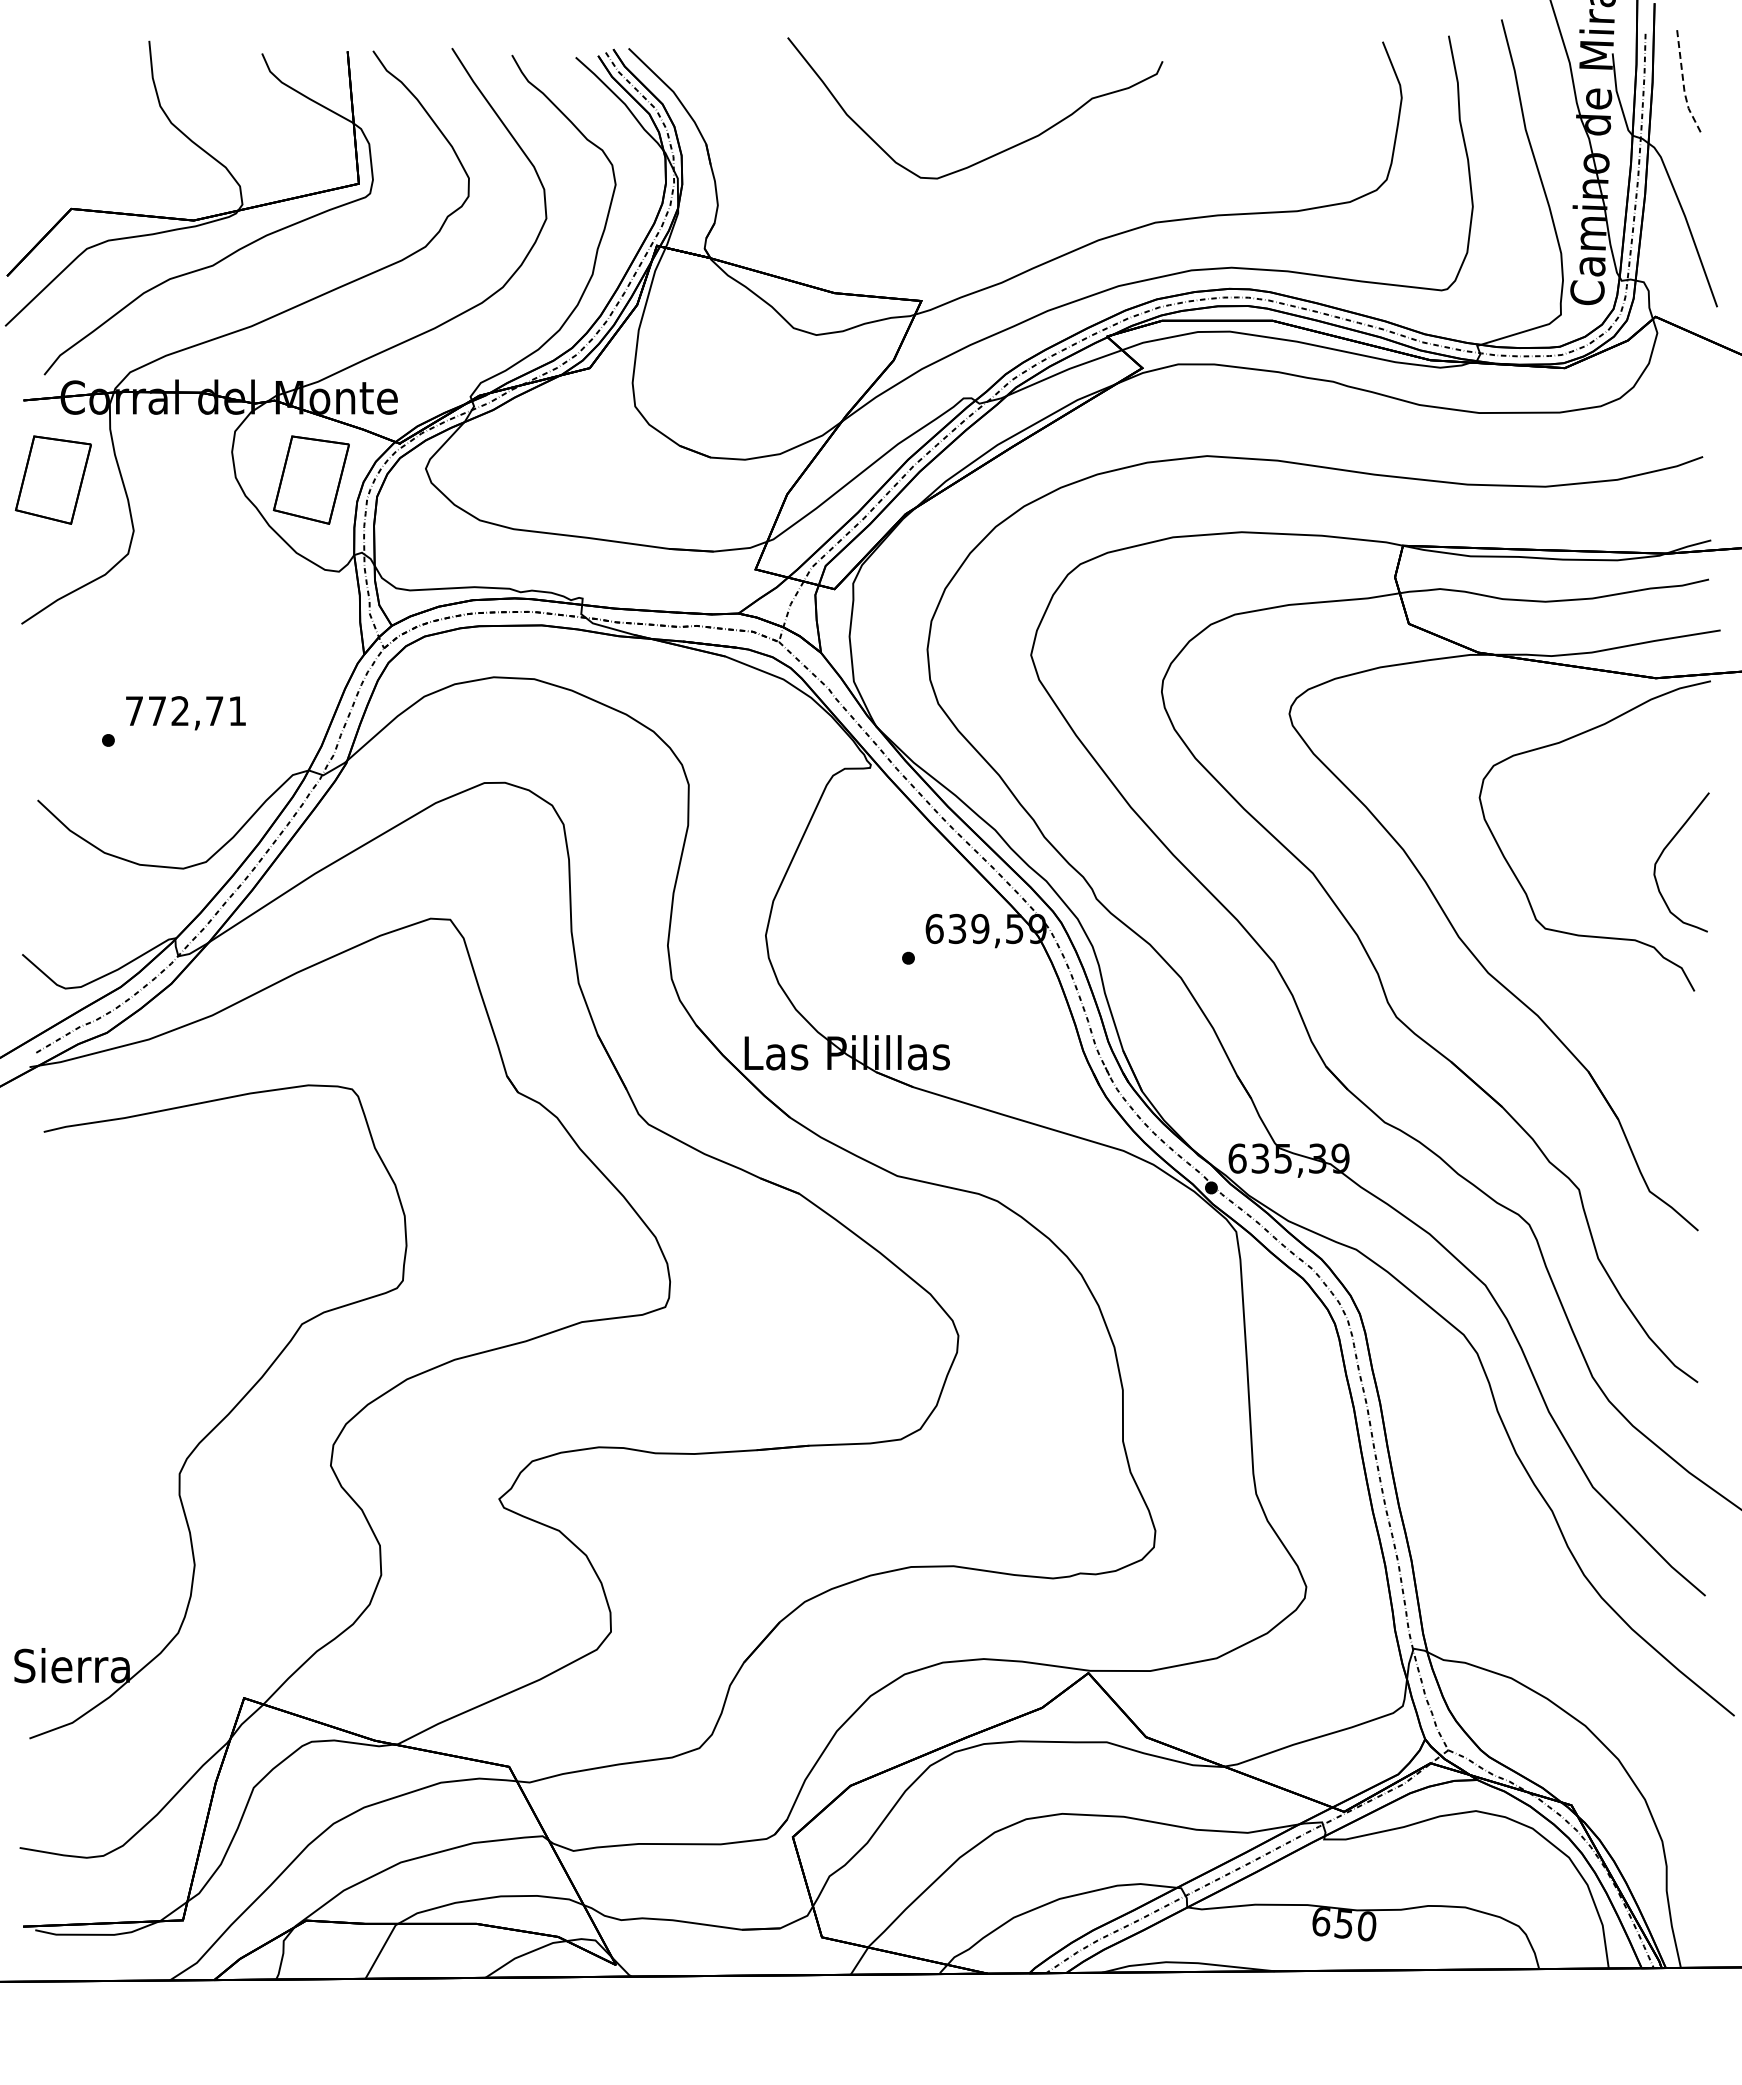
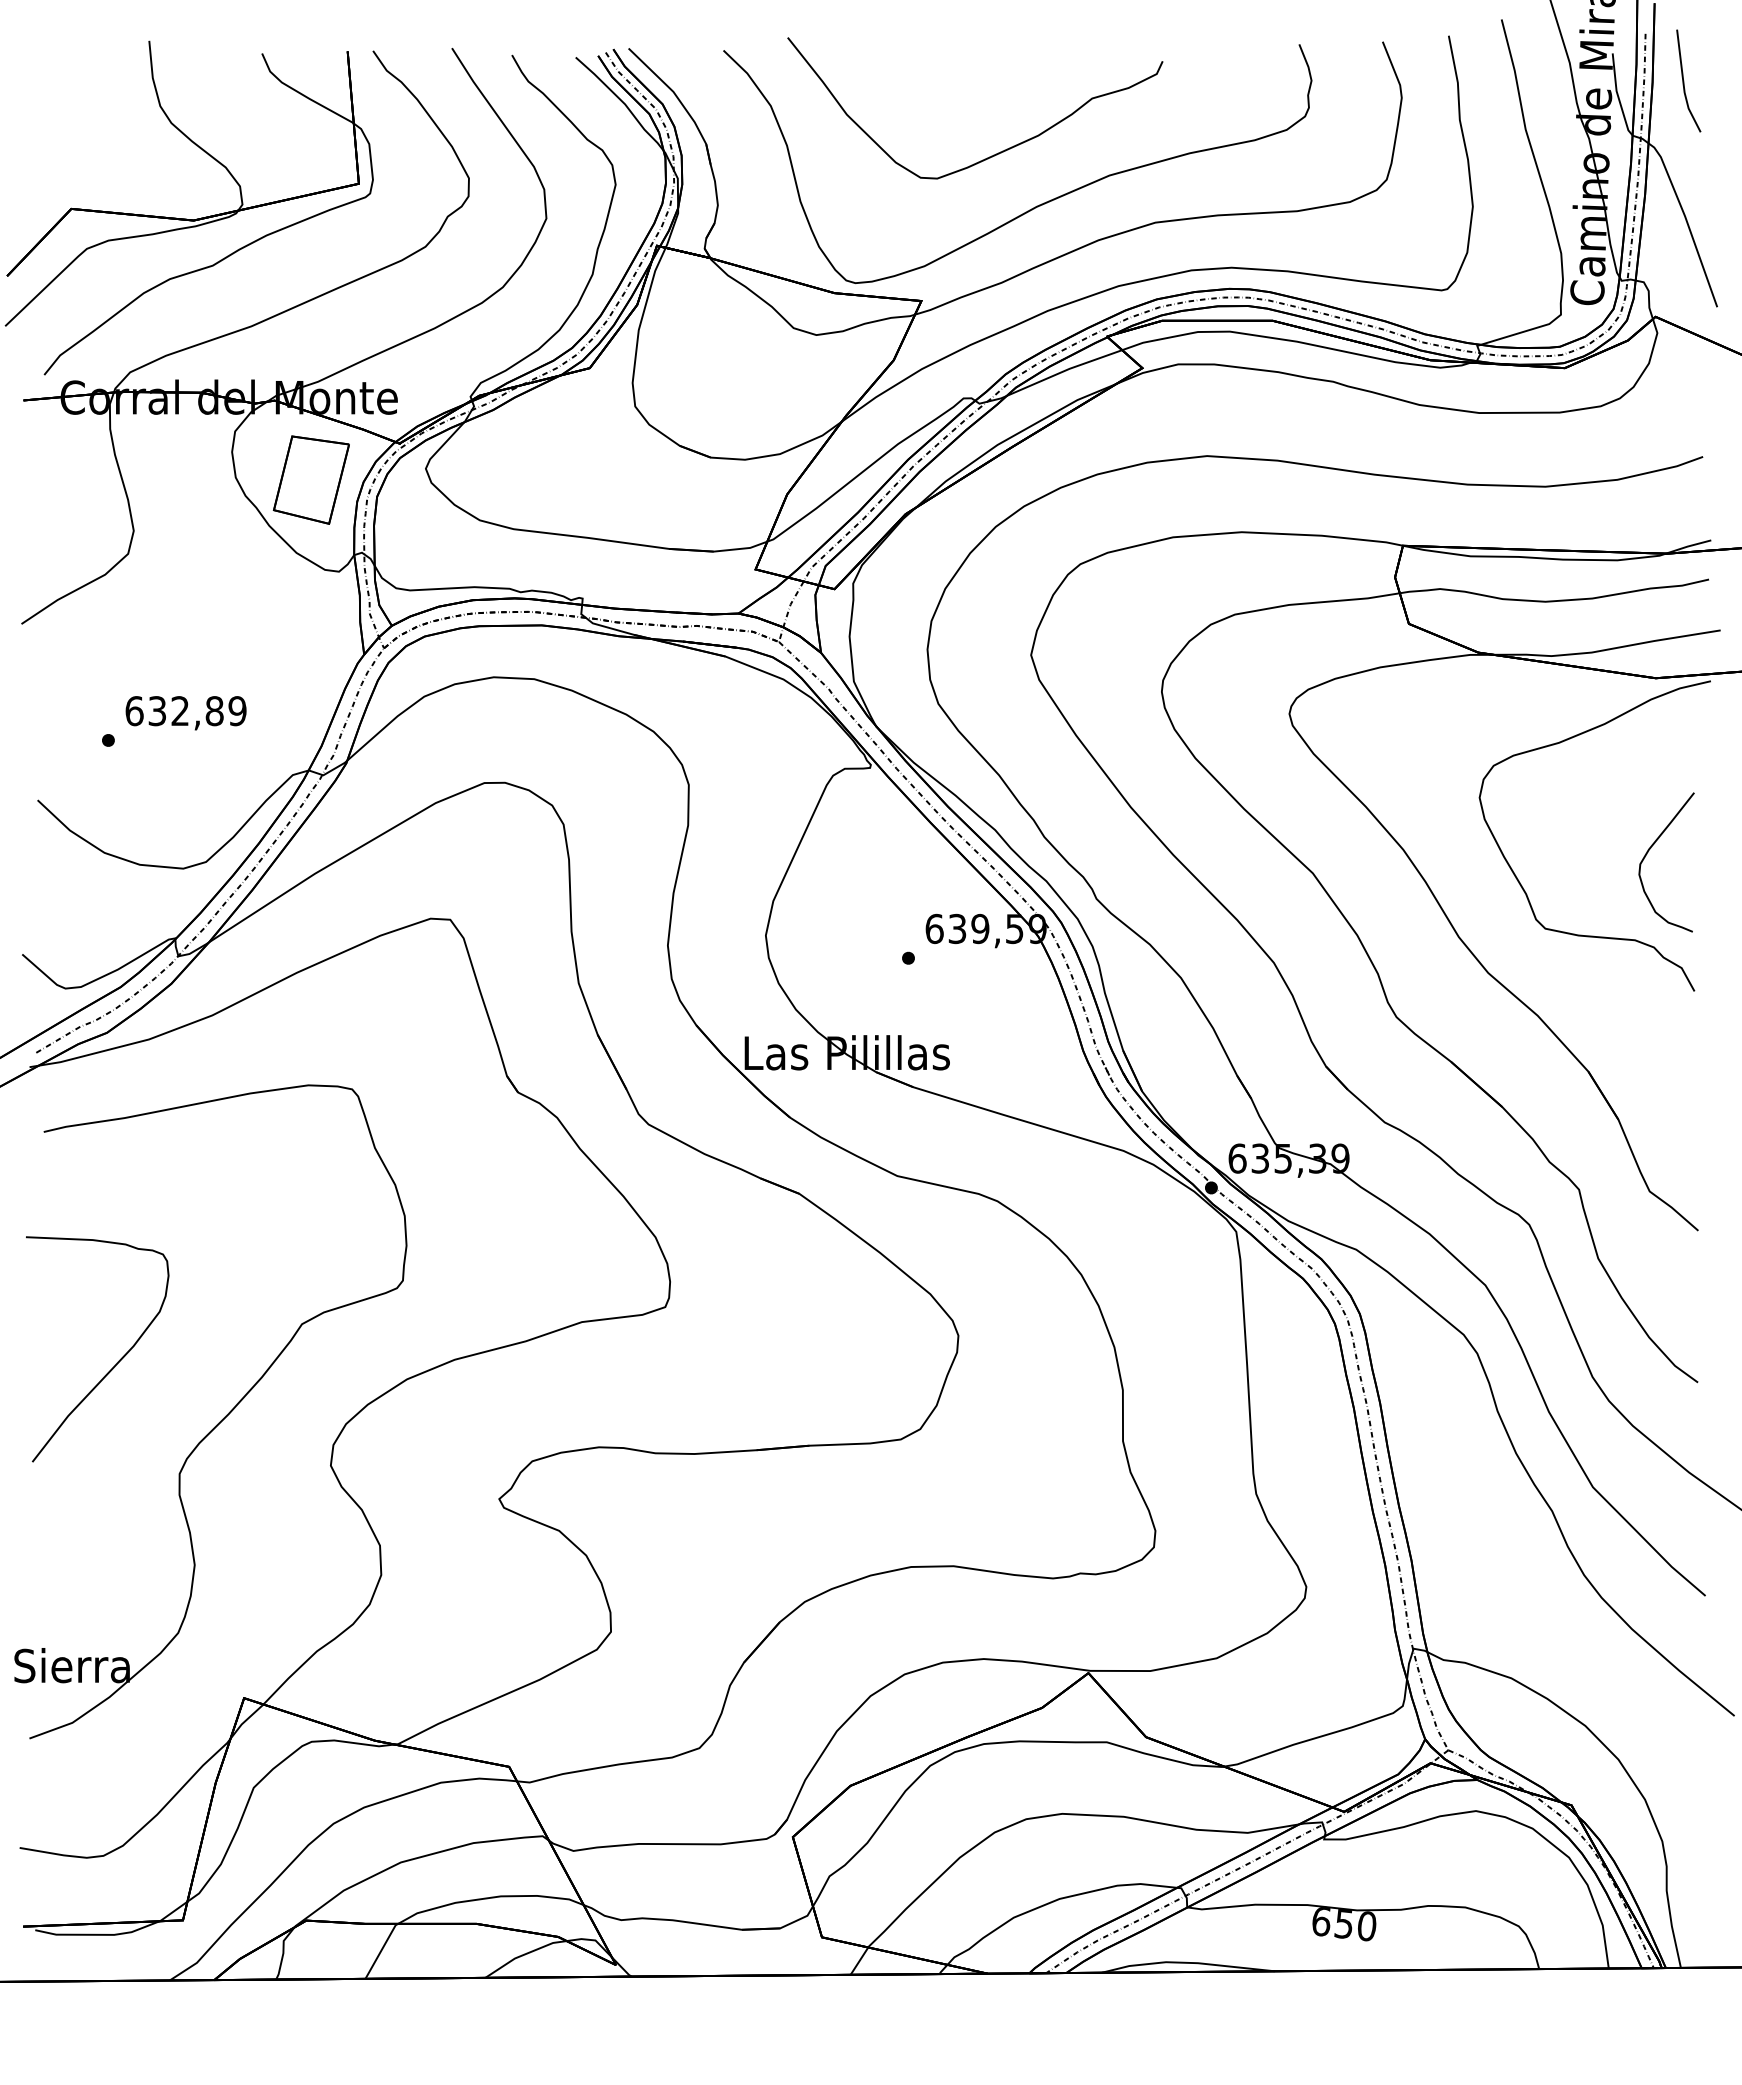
line: dashed -> solid (1683, 83)
curve: none -> present (1037, 205)
part: present -> none (52, 479)
text: 772,71 -> 632,89 (185, 711)
curve position: (1666, 848) -> (1651, 848) (1651, 848)
curve: none -> present (117, 1361)
